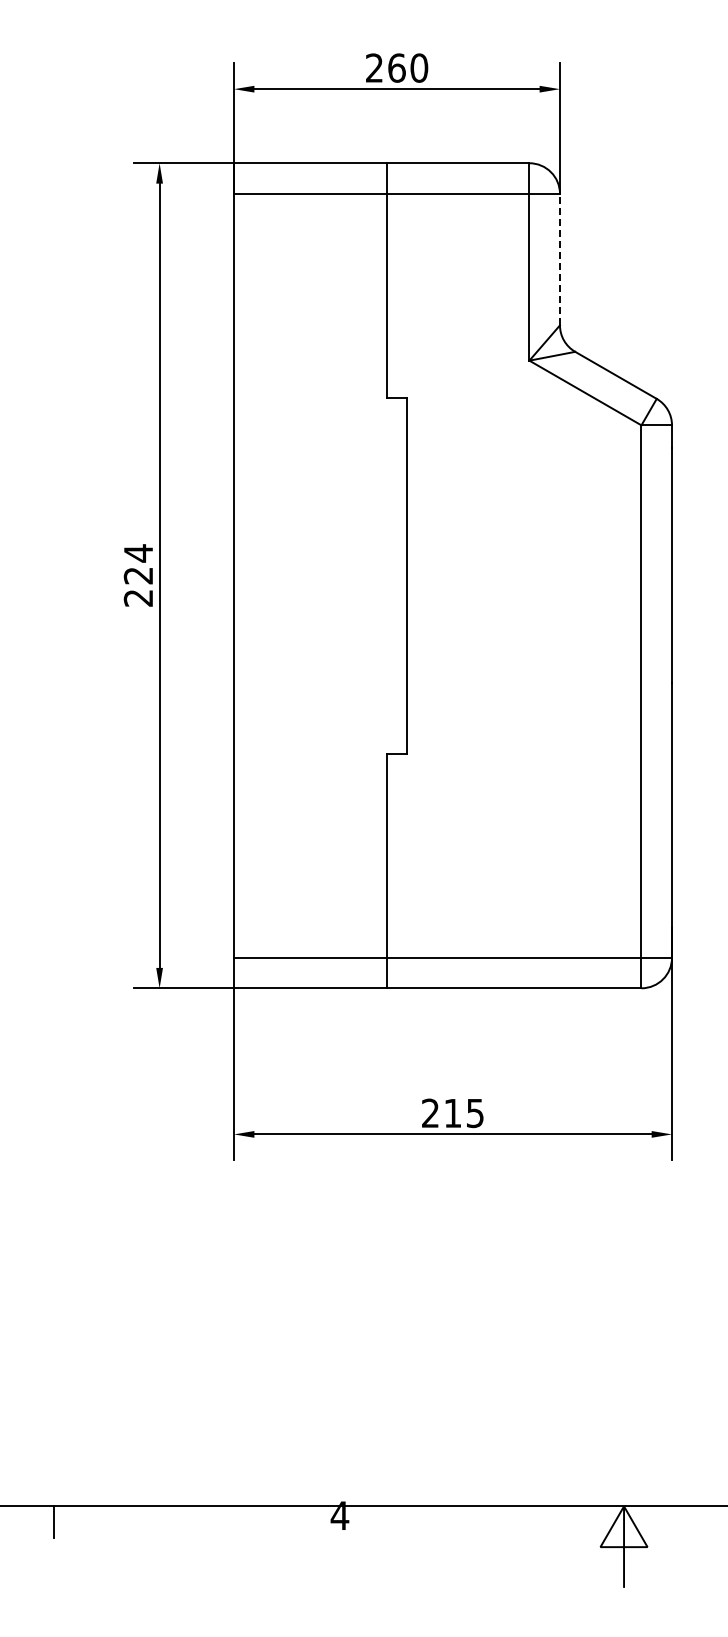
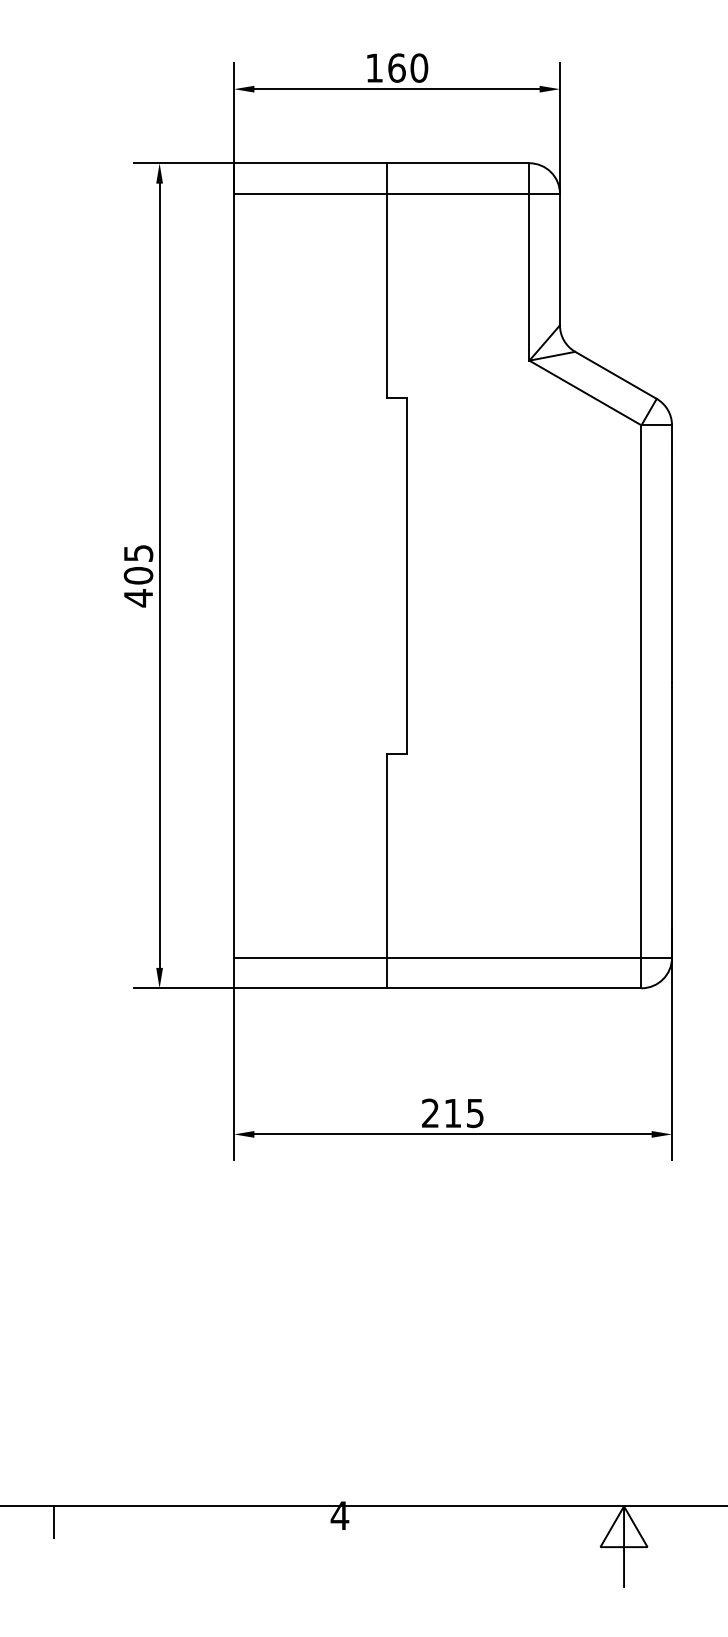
text: 260 -> 160 (374, 67)
line: dashed -> solid (559, 259)
text: 224 -> 405 (138, 575)
